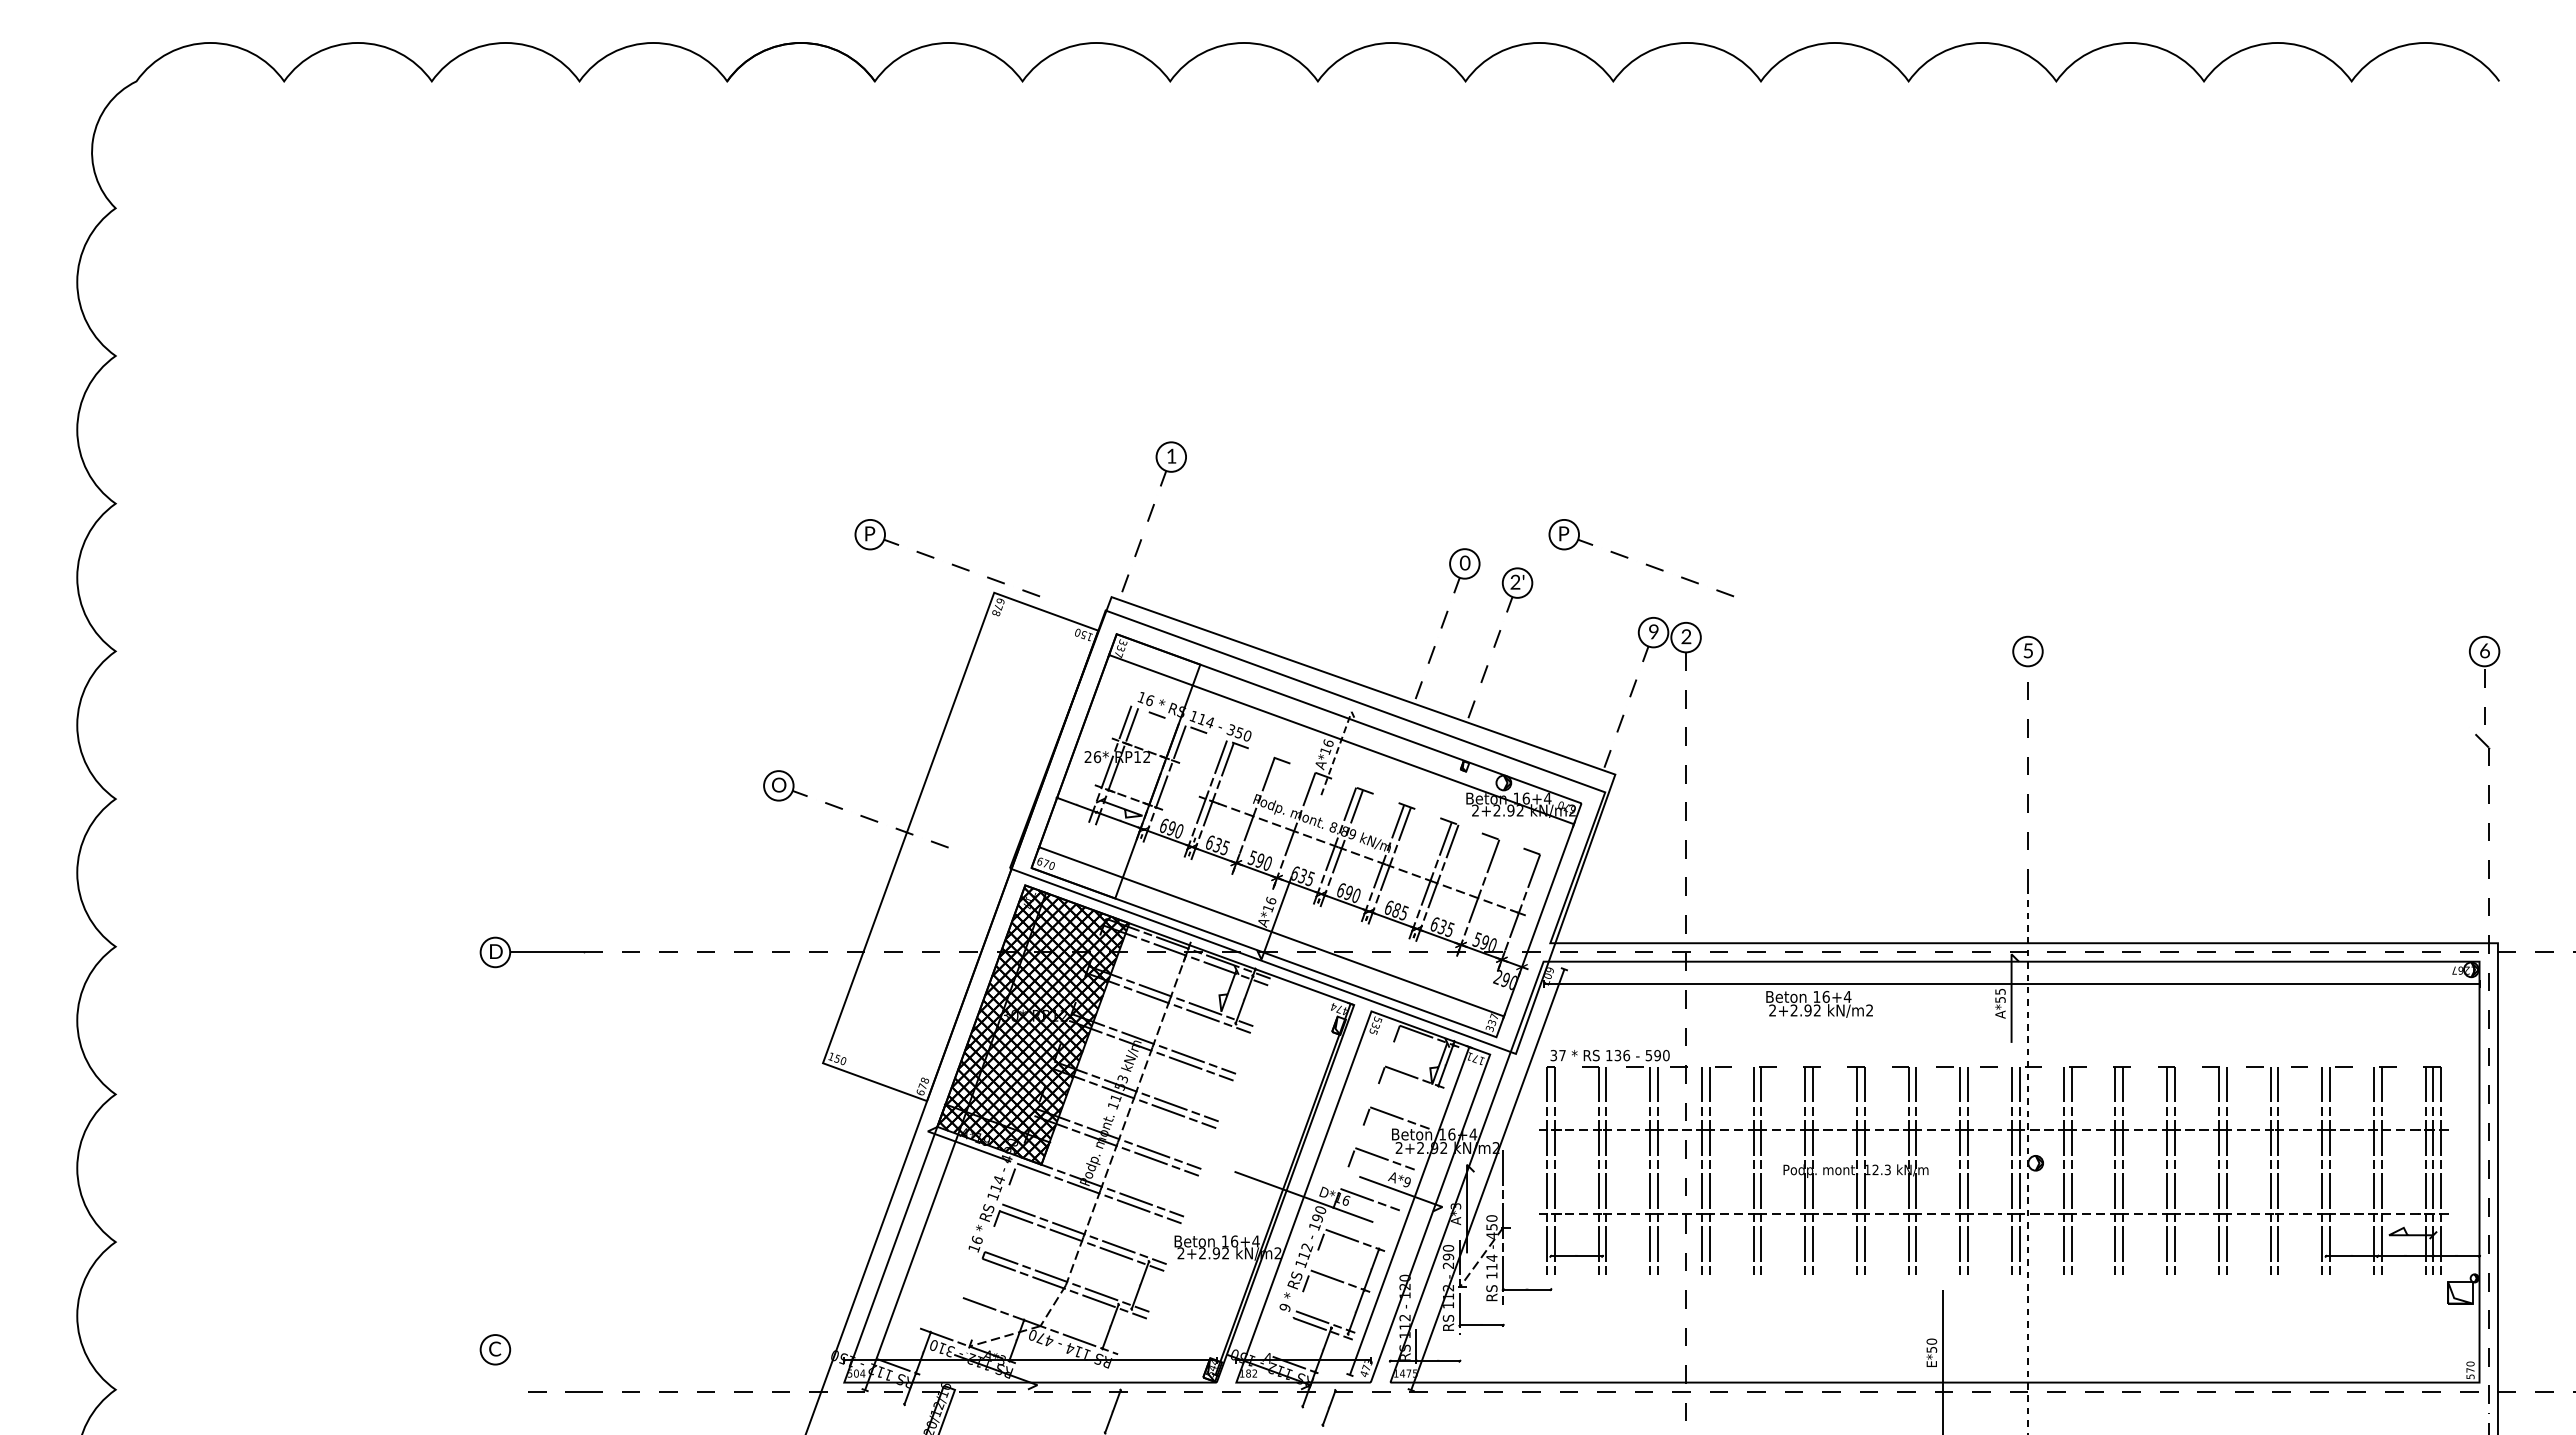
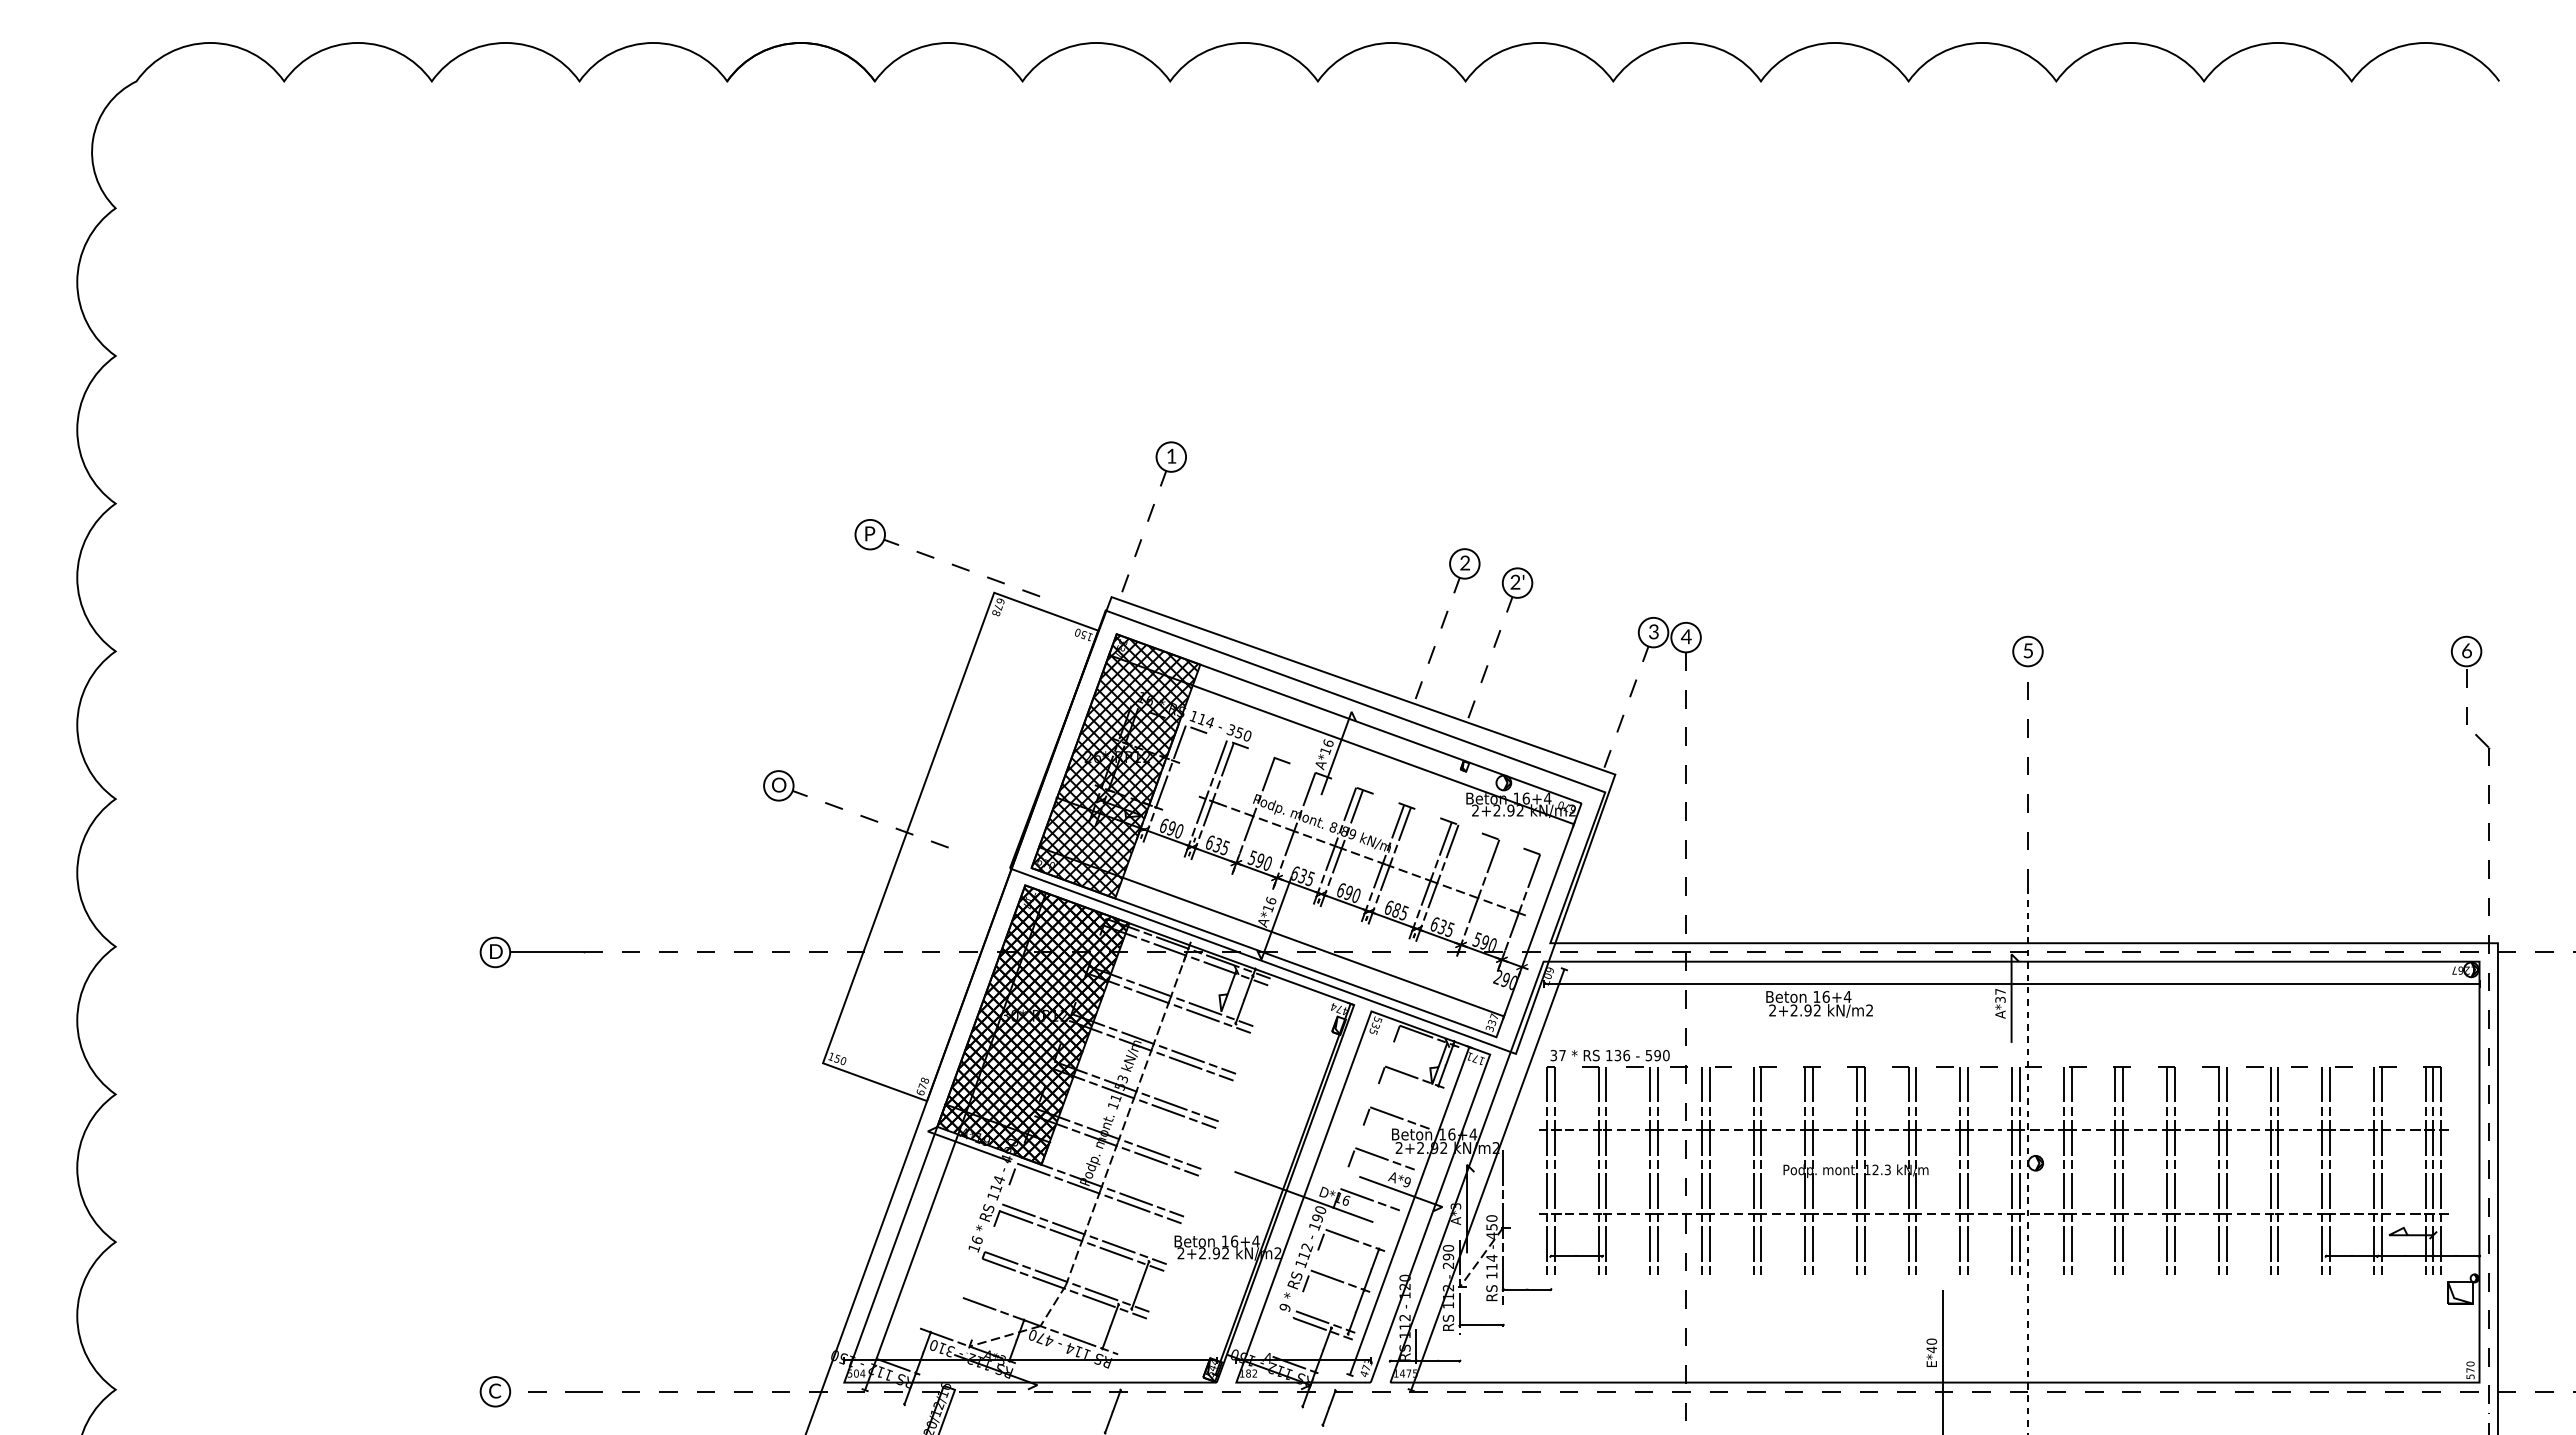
text: 0 -> 2 (1464, 563)
part: present -> none (1646, 563)
text: 9 -> 3 (1653, 632)
text: 2 -> 4 (1685, 636)
part position: (2484, 679) -> (2466, 679) (2466, 679)
line: dashed -> solid (1338, 747)
hatch: none -> present (1115, 765)
text: A*55 -> A*37 (2000, 995)
part position: (495, 1349) -> (495, 1391) (495, 1391)
text: E*50 -> E*40 (1931, 1349)
